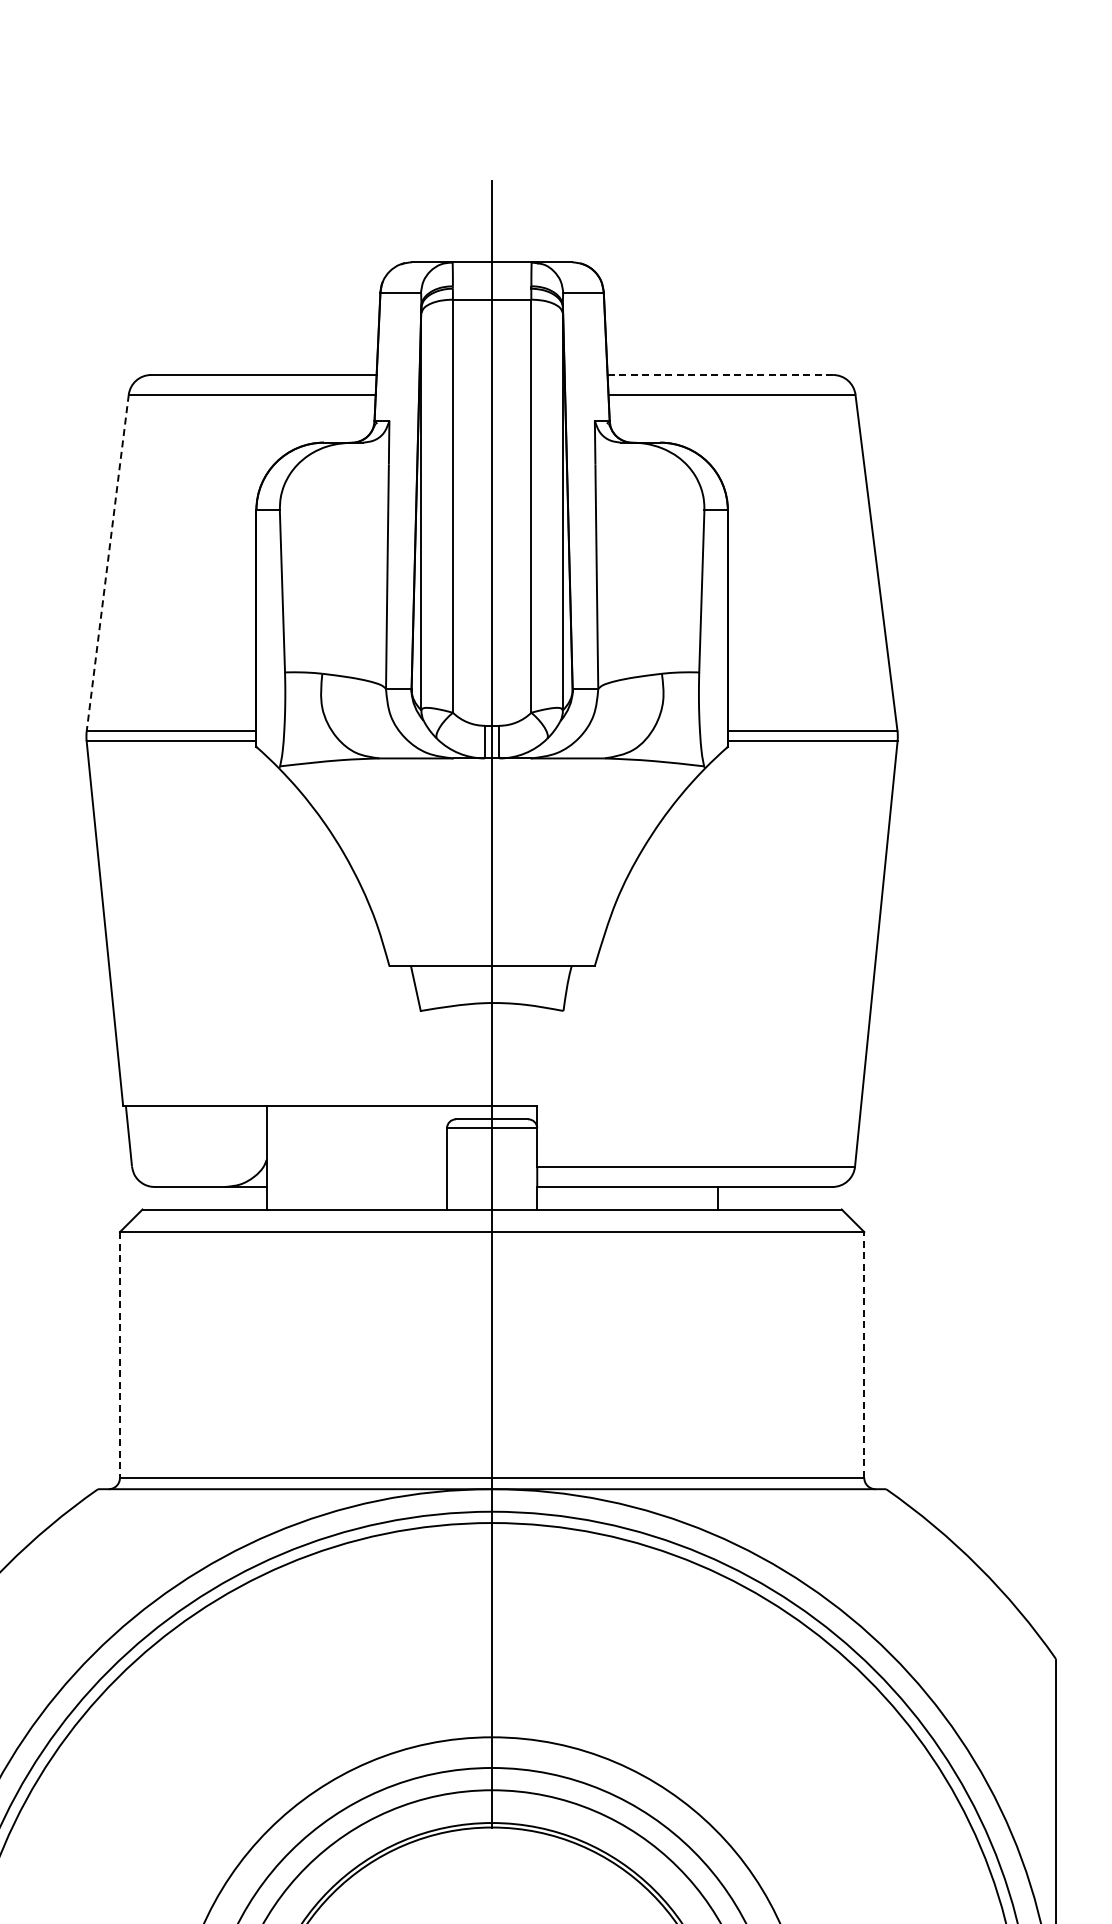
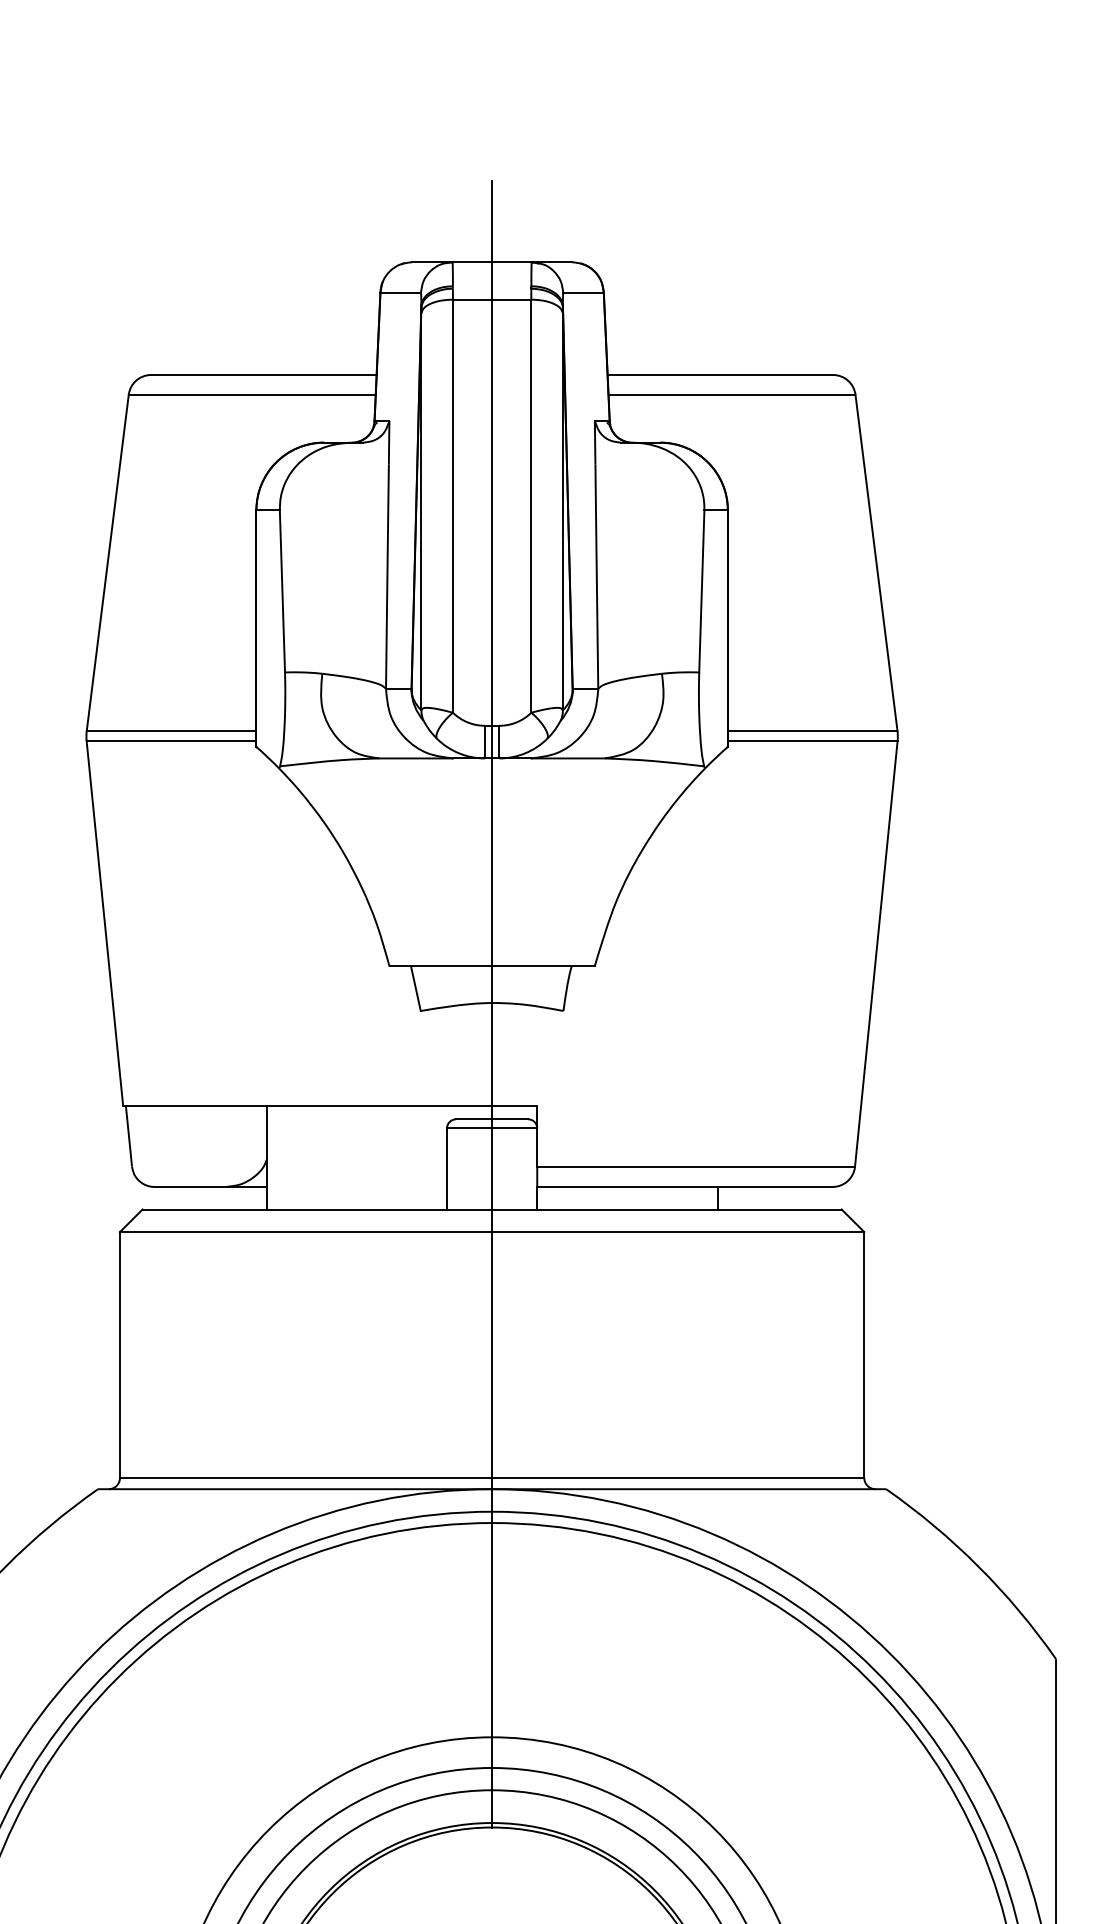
line: dashed -> solid (720, 375)
line: dashed -> solid (107, 563)
line: dashed -> solid (119, 1355)
line: dashed -> solid (864, 1355)
